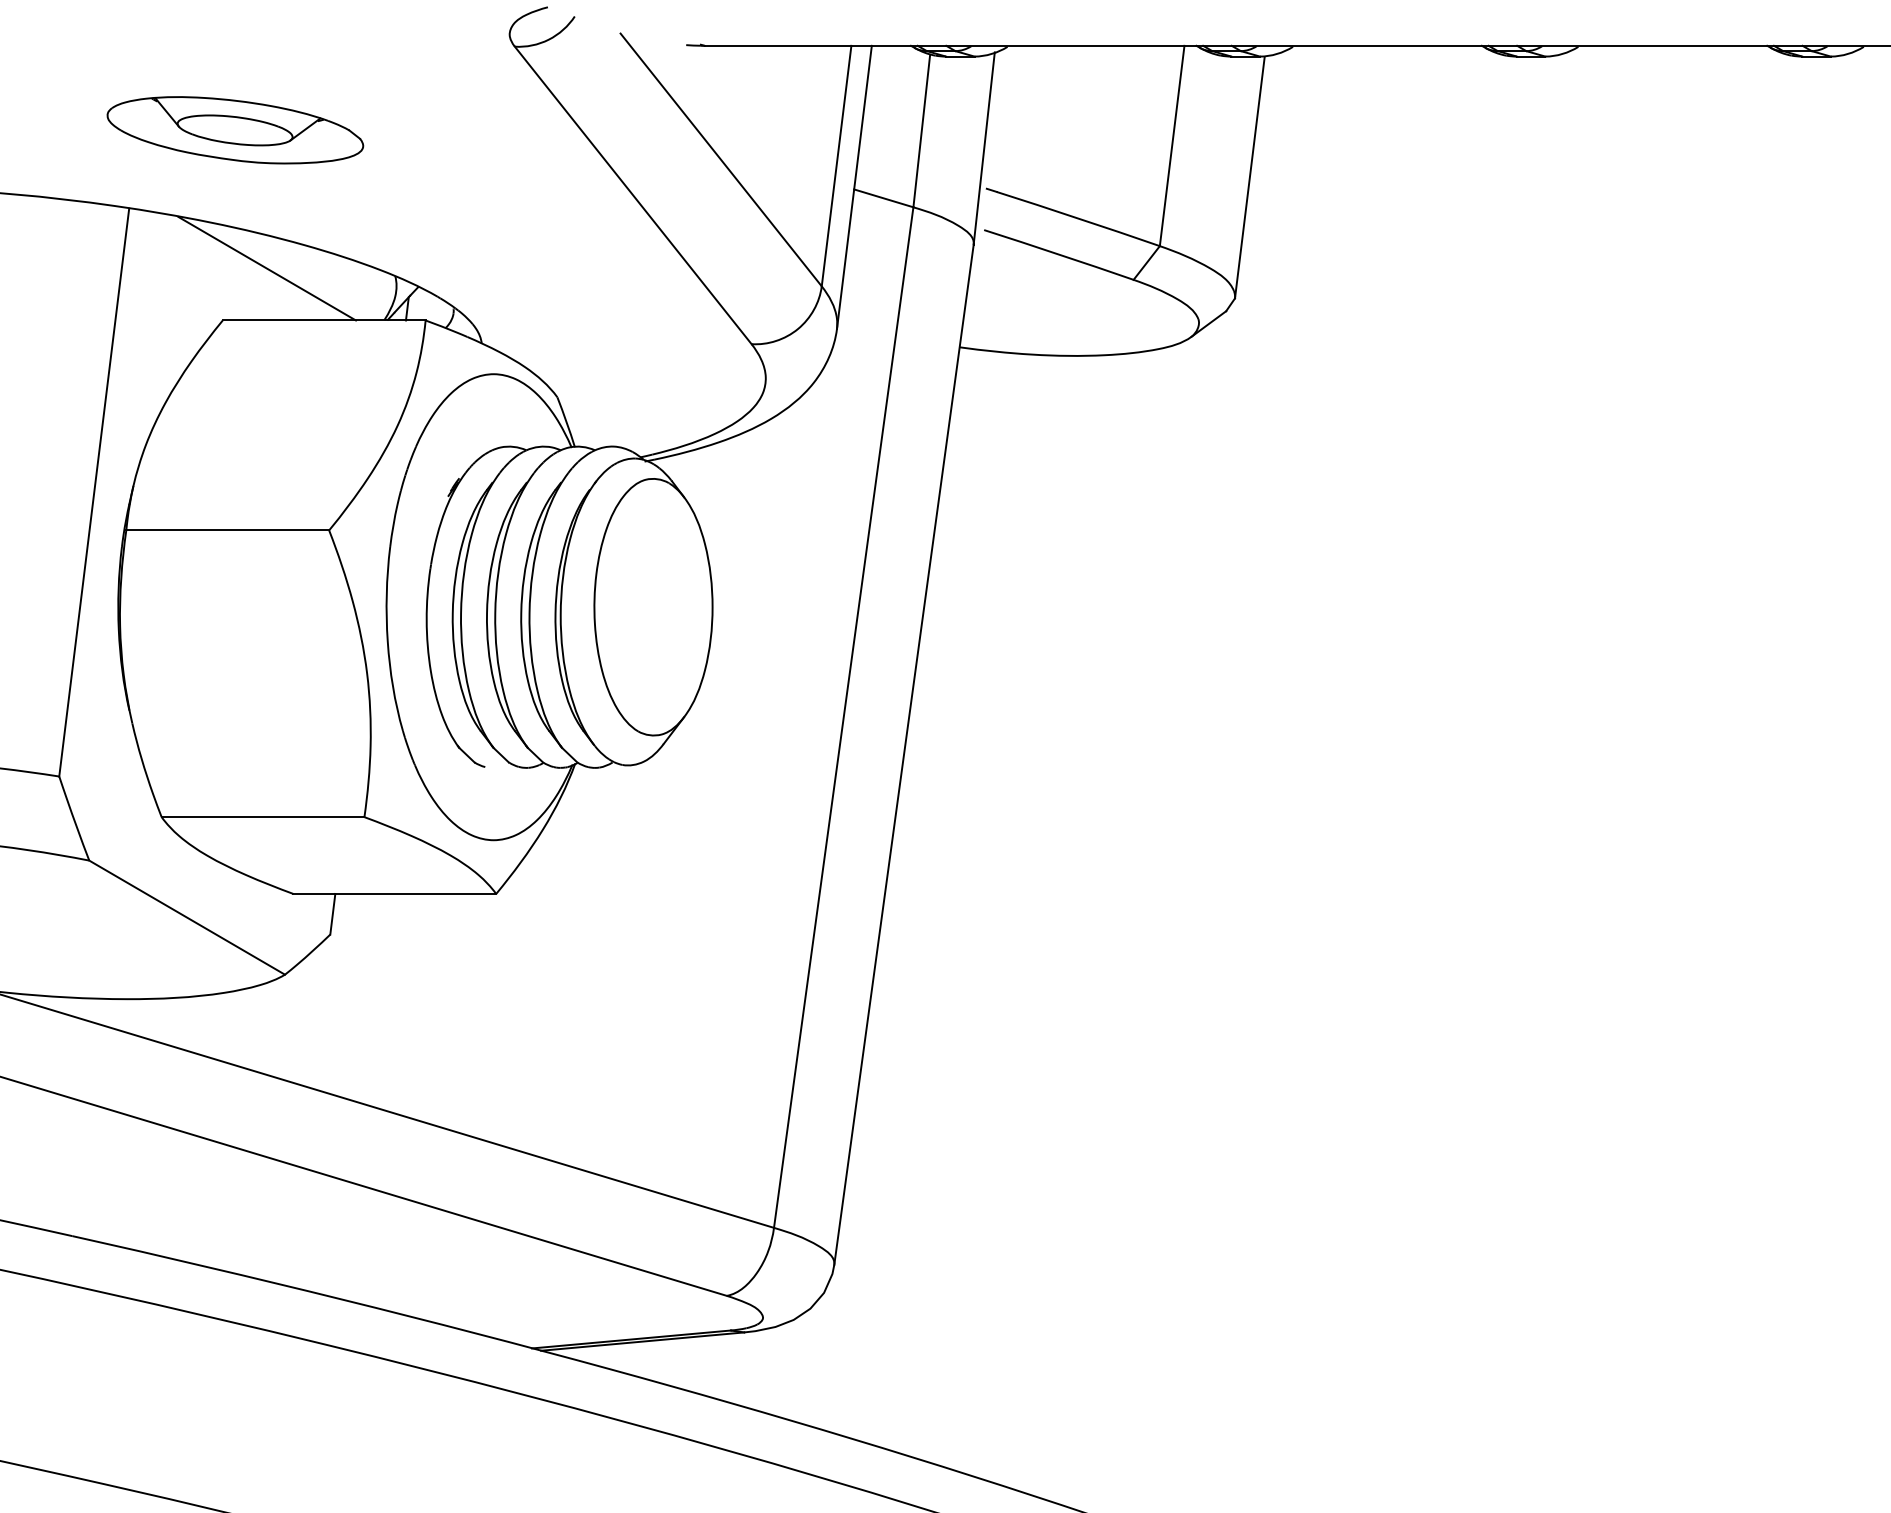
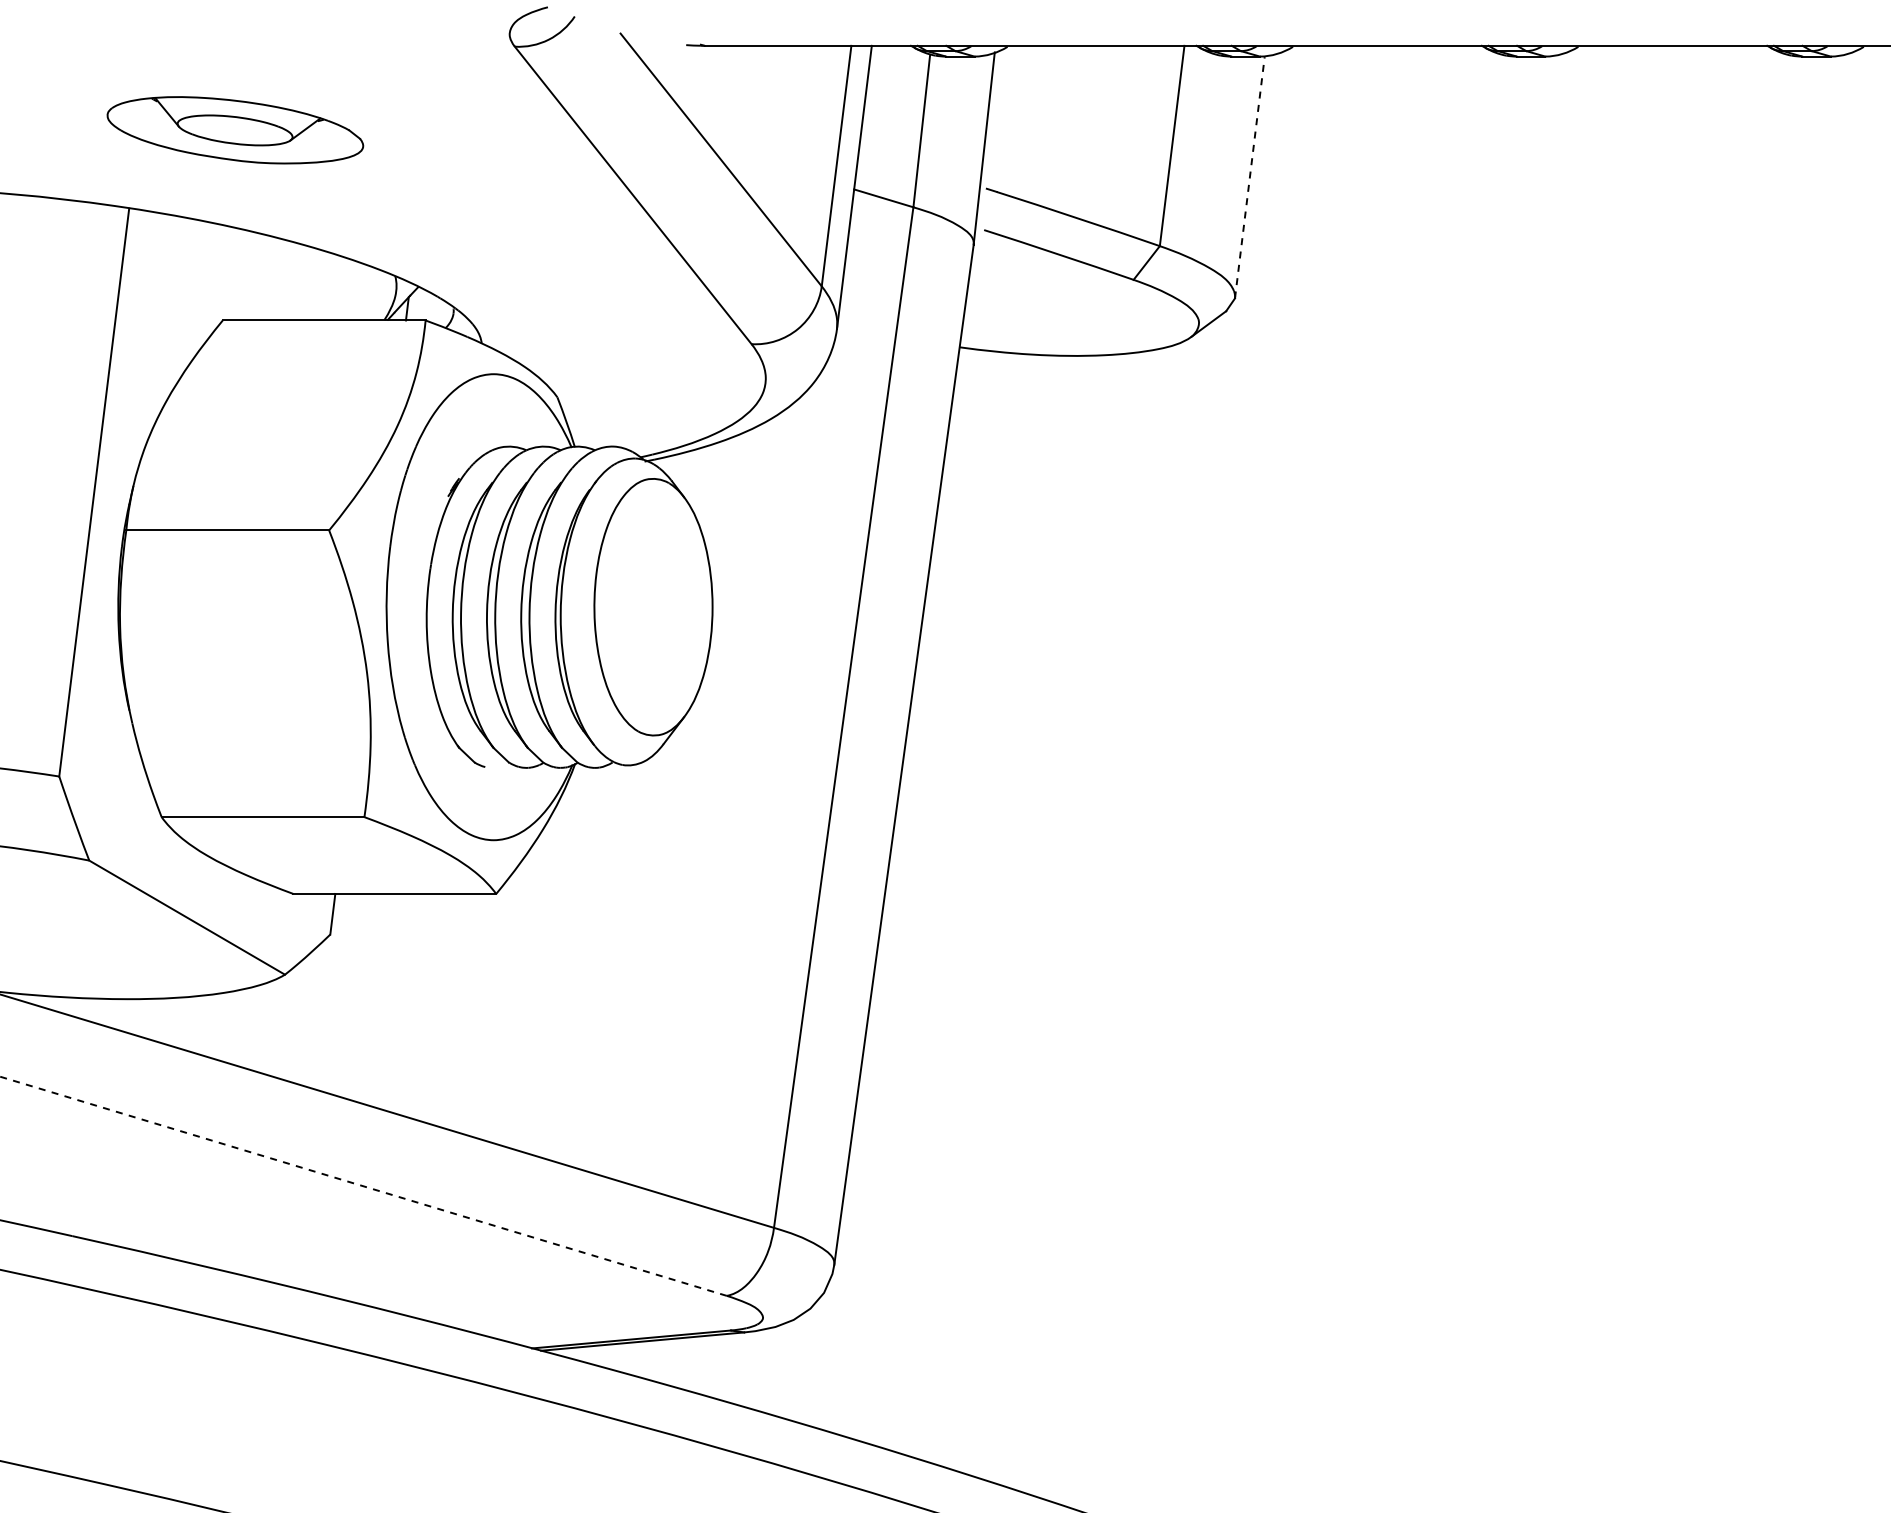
line: solid -> dashed (1249, 177)
line: present -> none (266, 268)
line: solid -> dashed (363, 1186)
